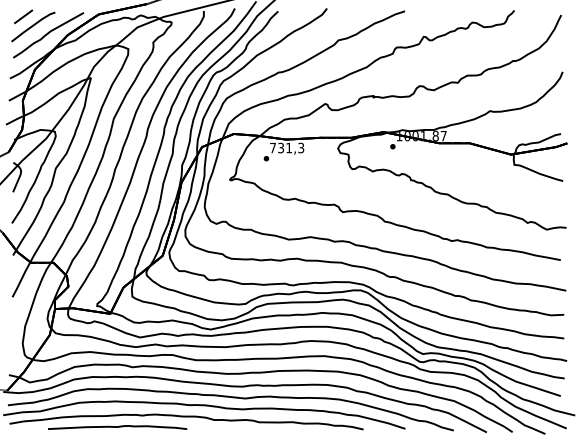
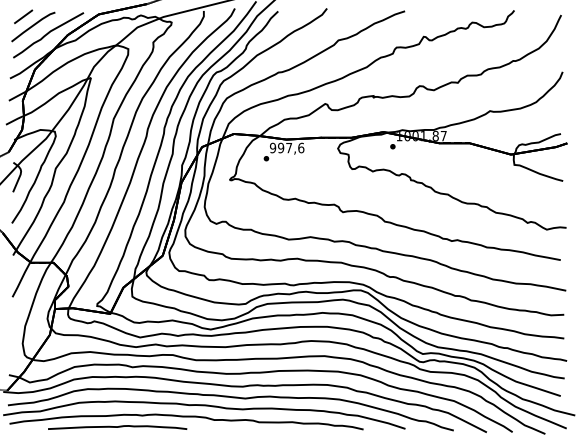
text: 731,3 -> 997,6 (286, 147)
